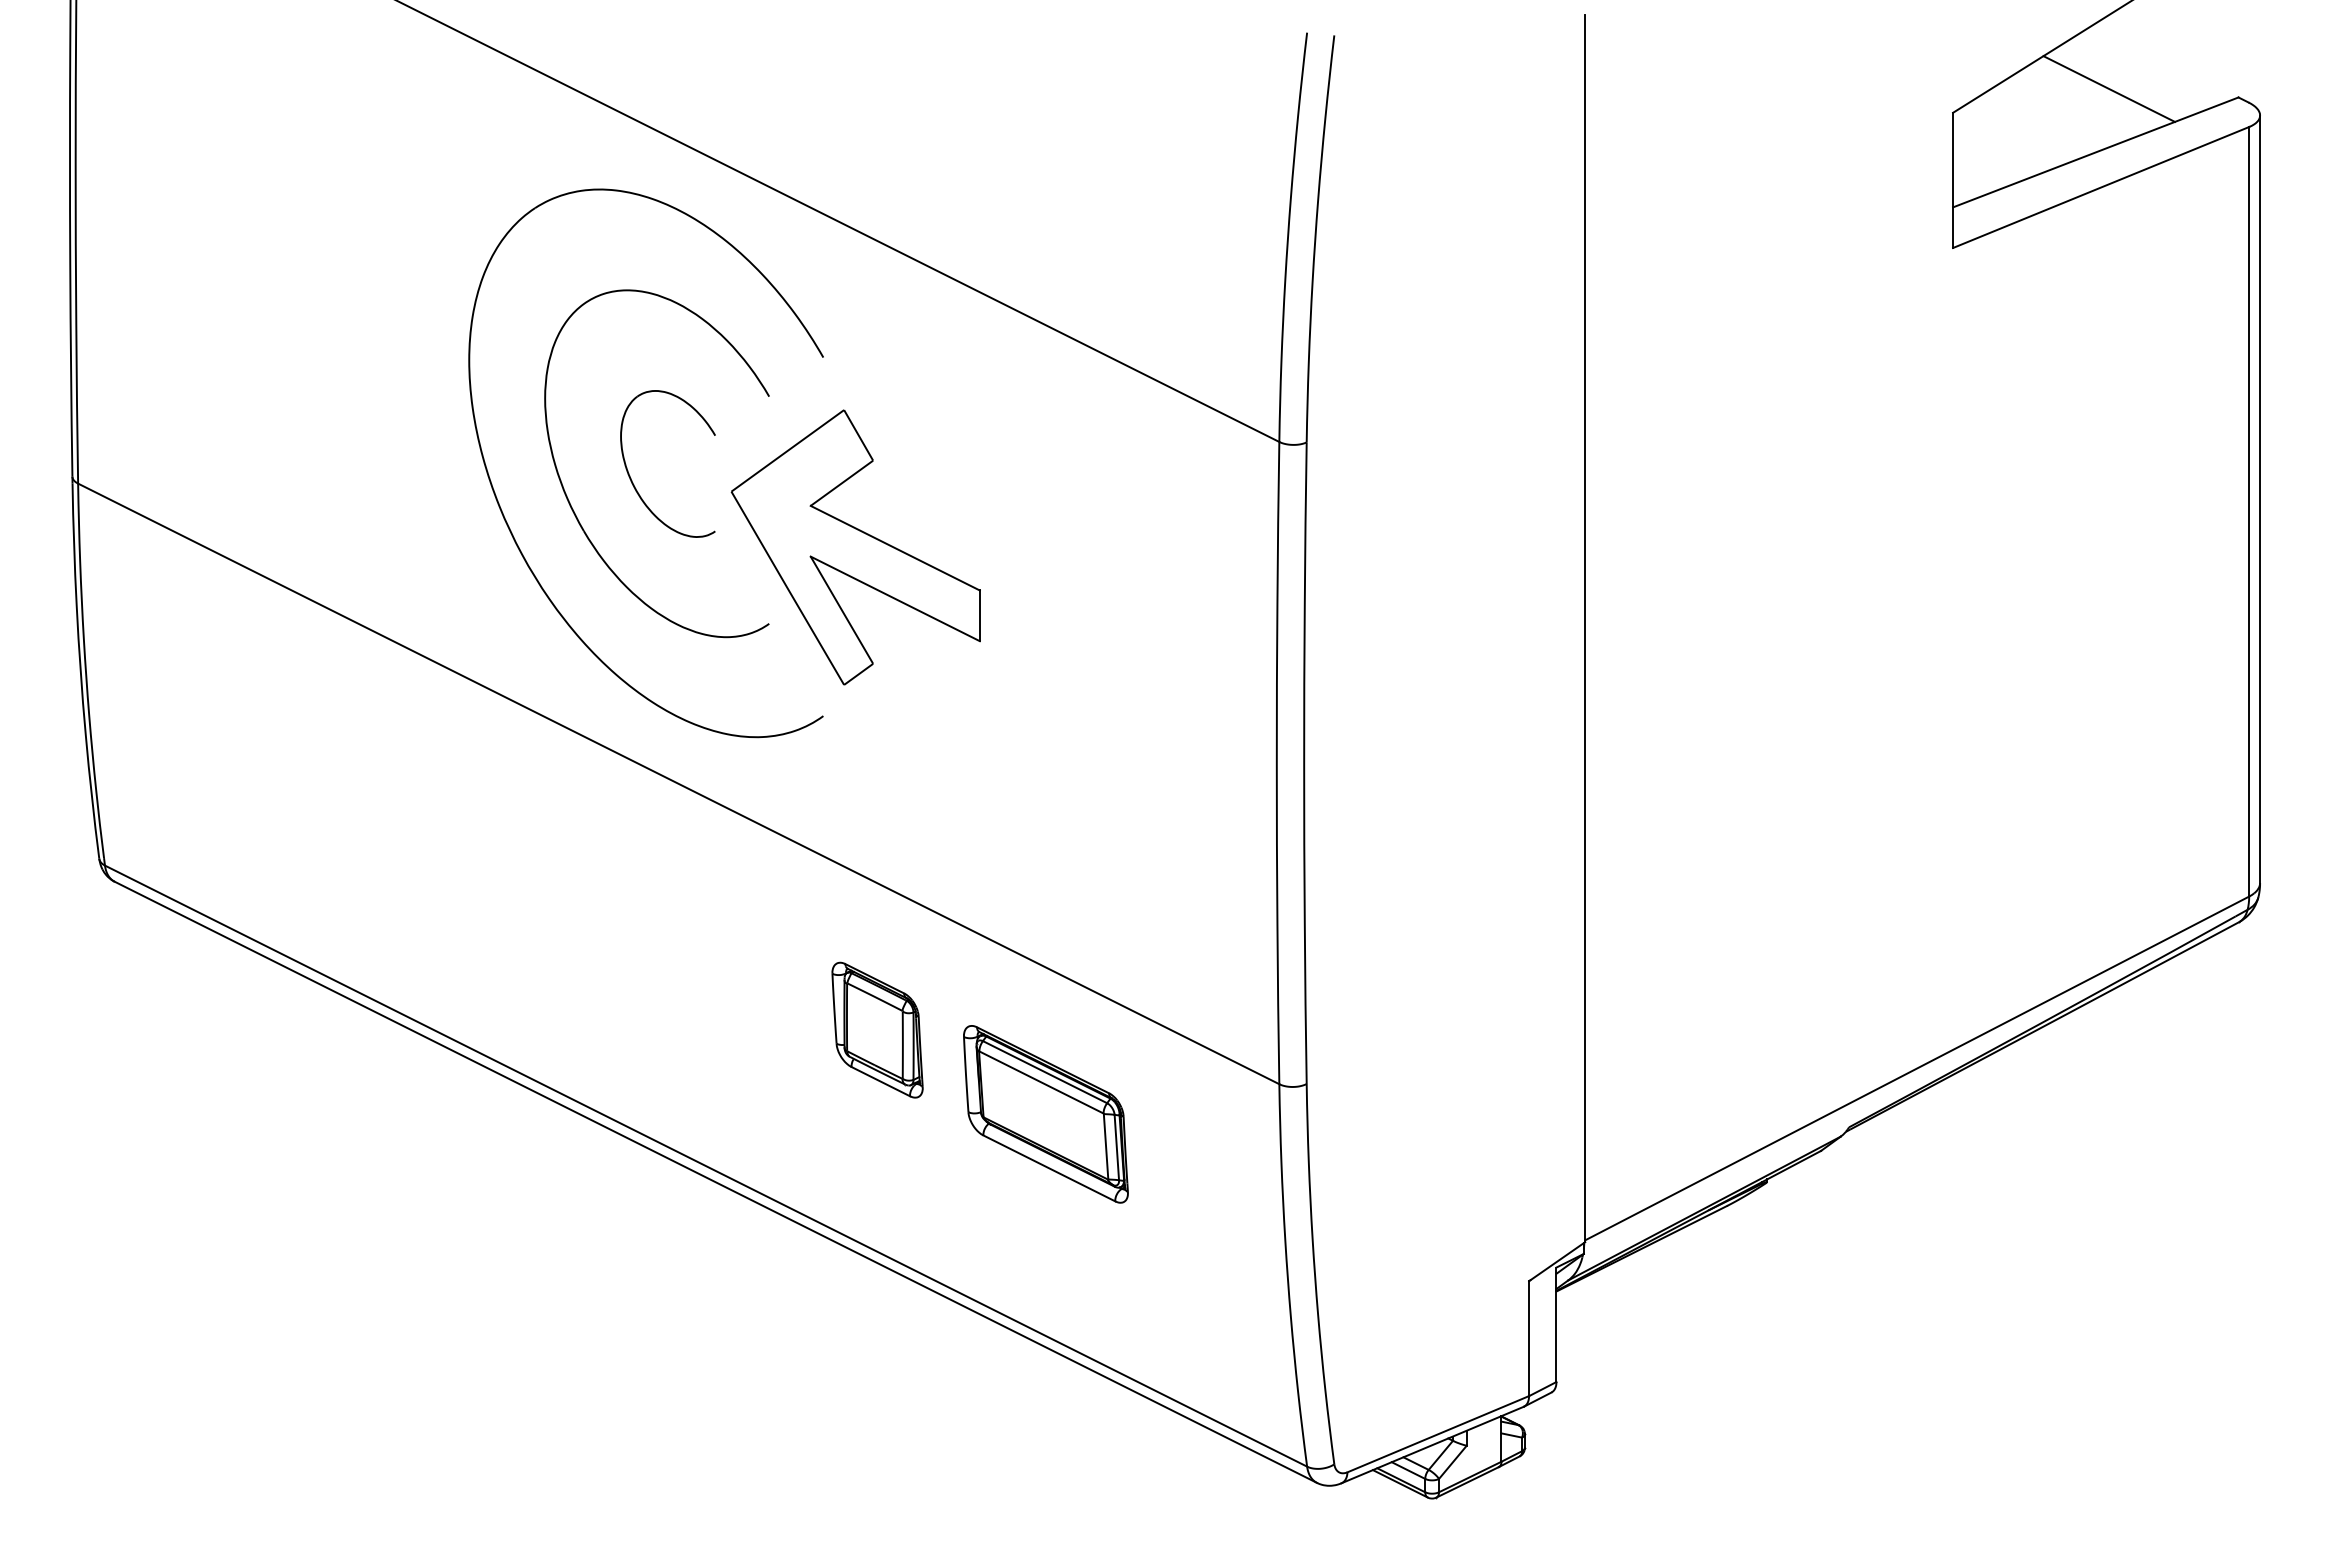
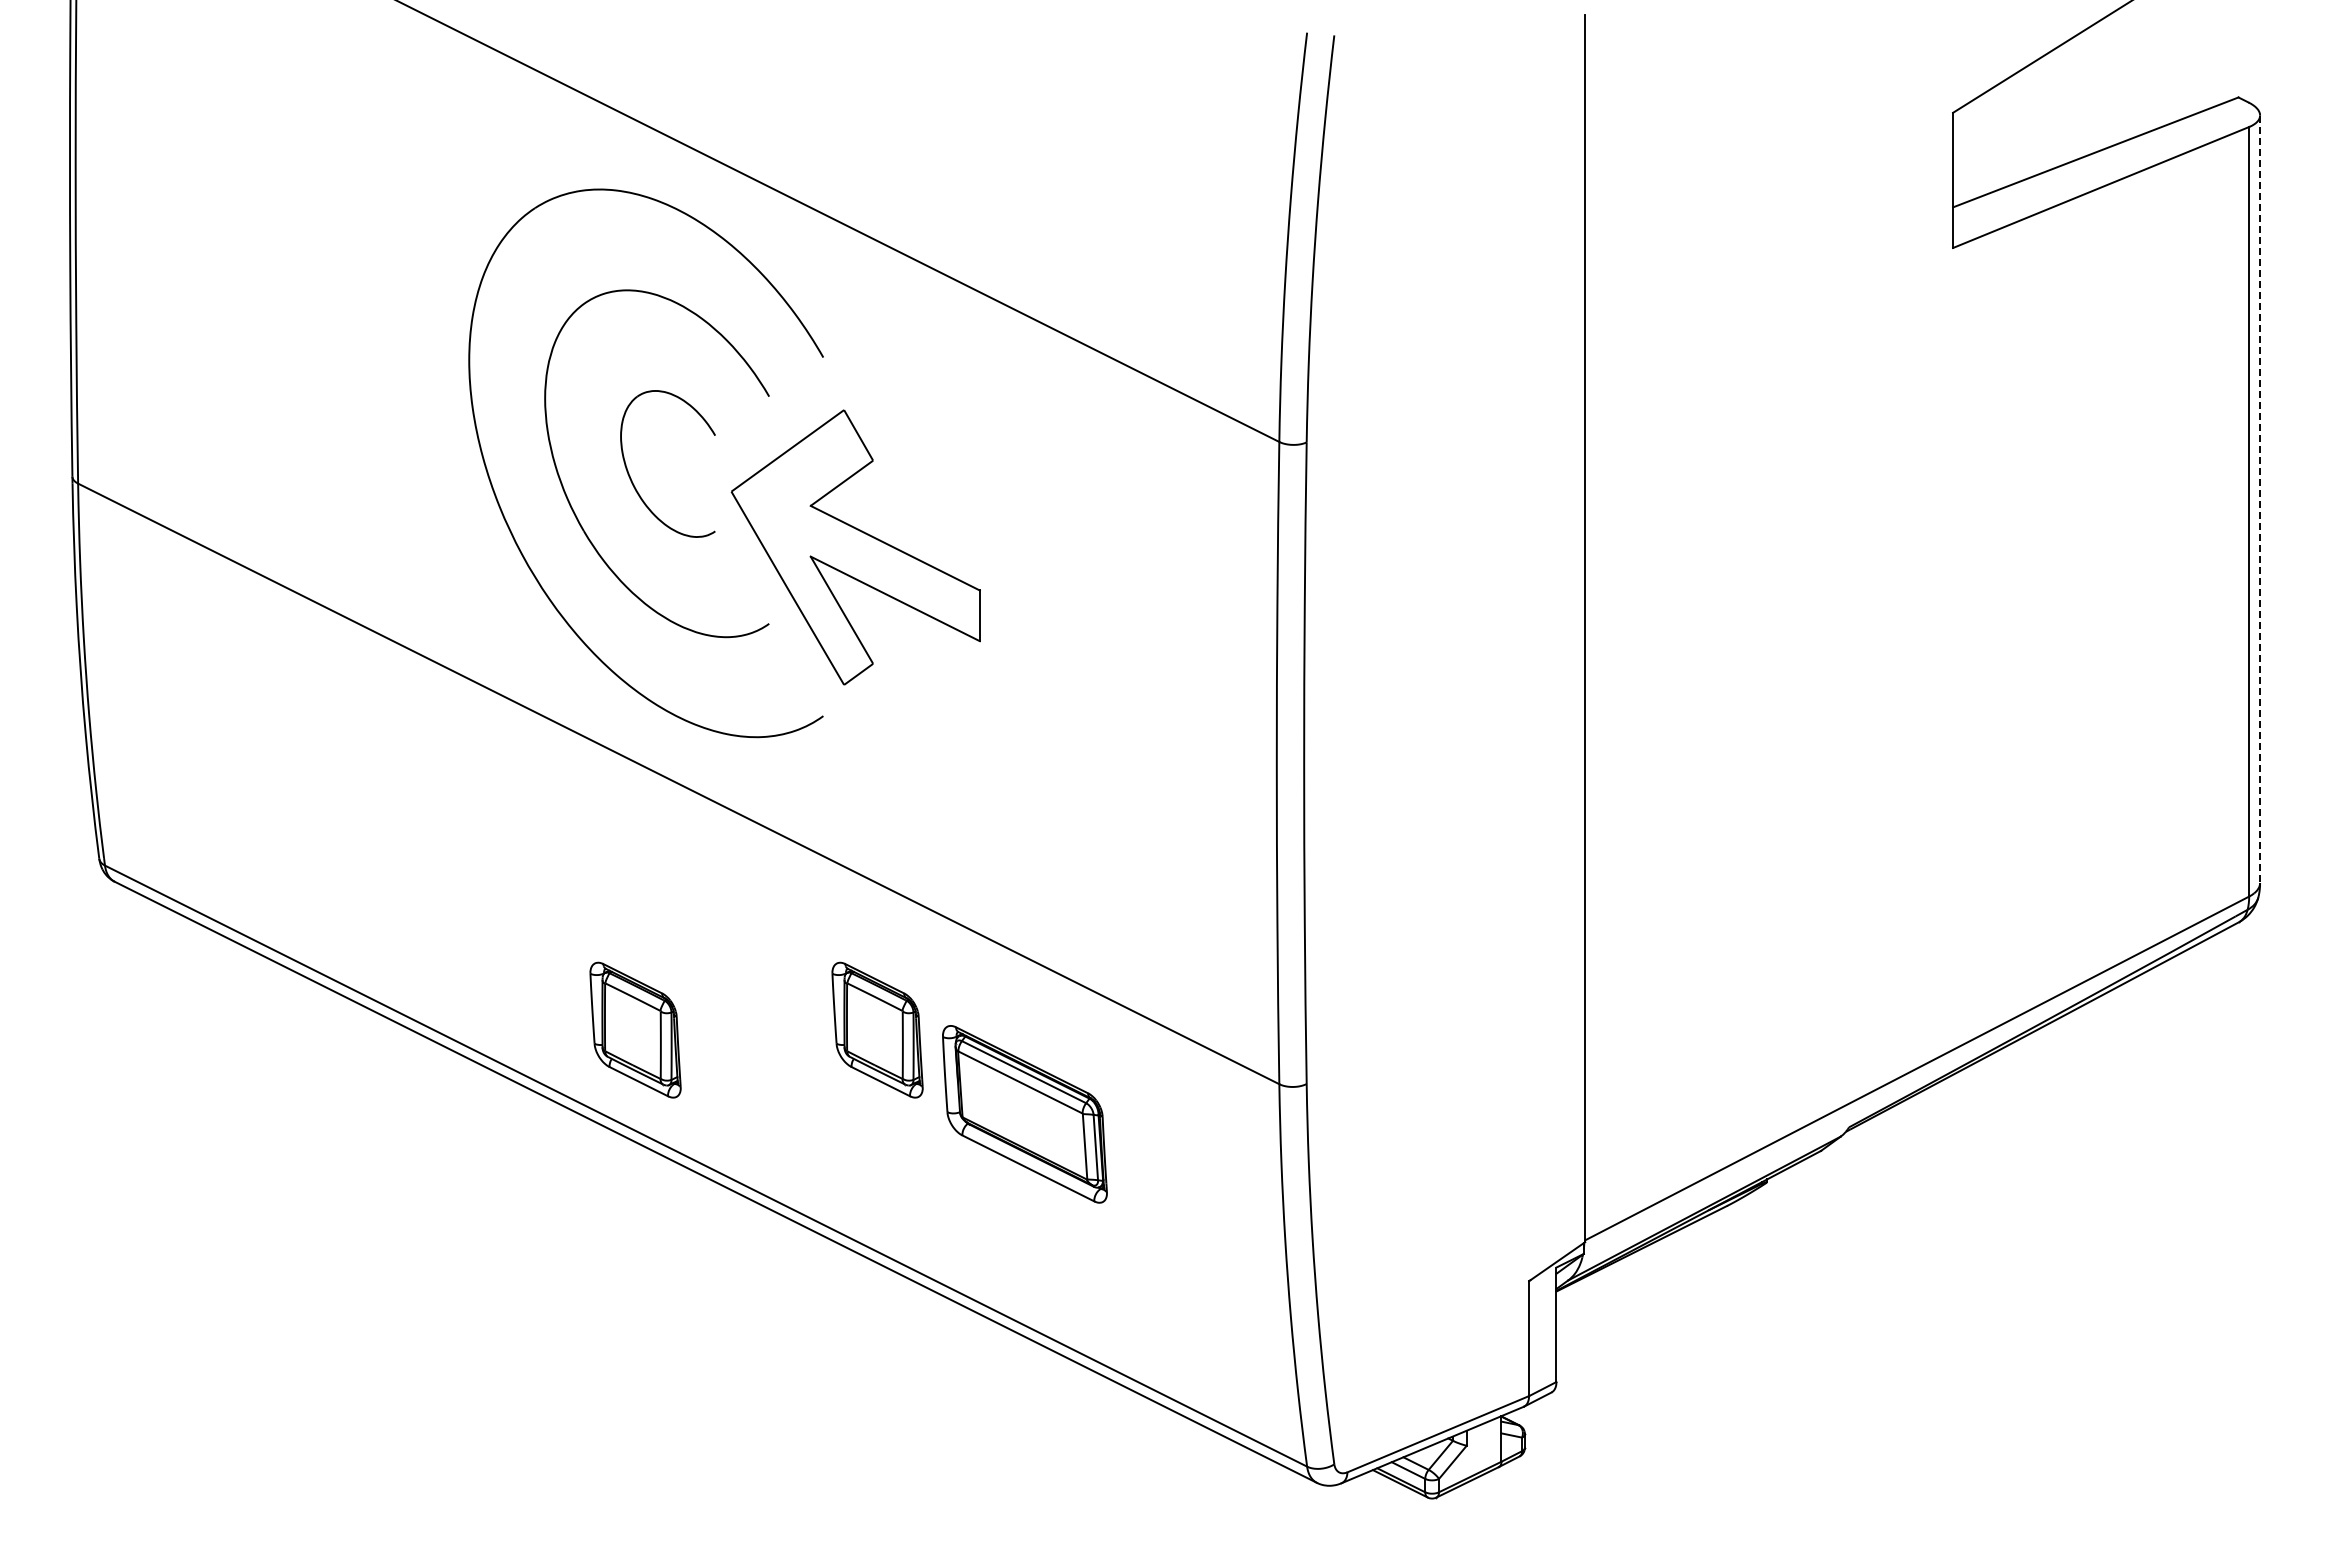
line: present -> none (2109, 88)
line: solid -> dashed (2260, 499)
part: none -> present (635, 1029)
part position: (1045, 1114) -> (1024, 1114) (1024, 1114)
